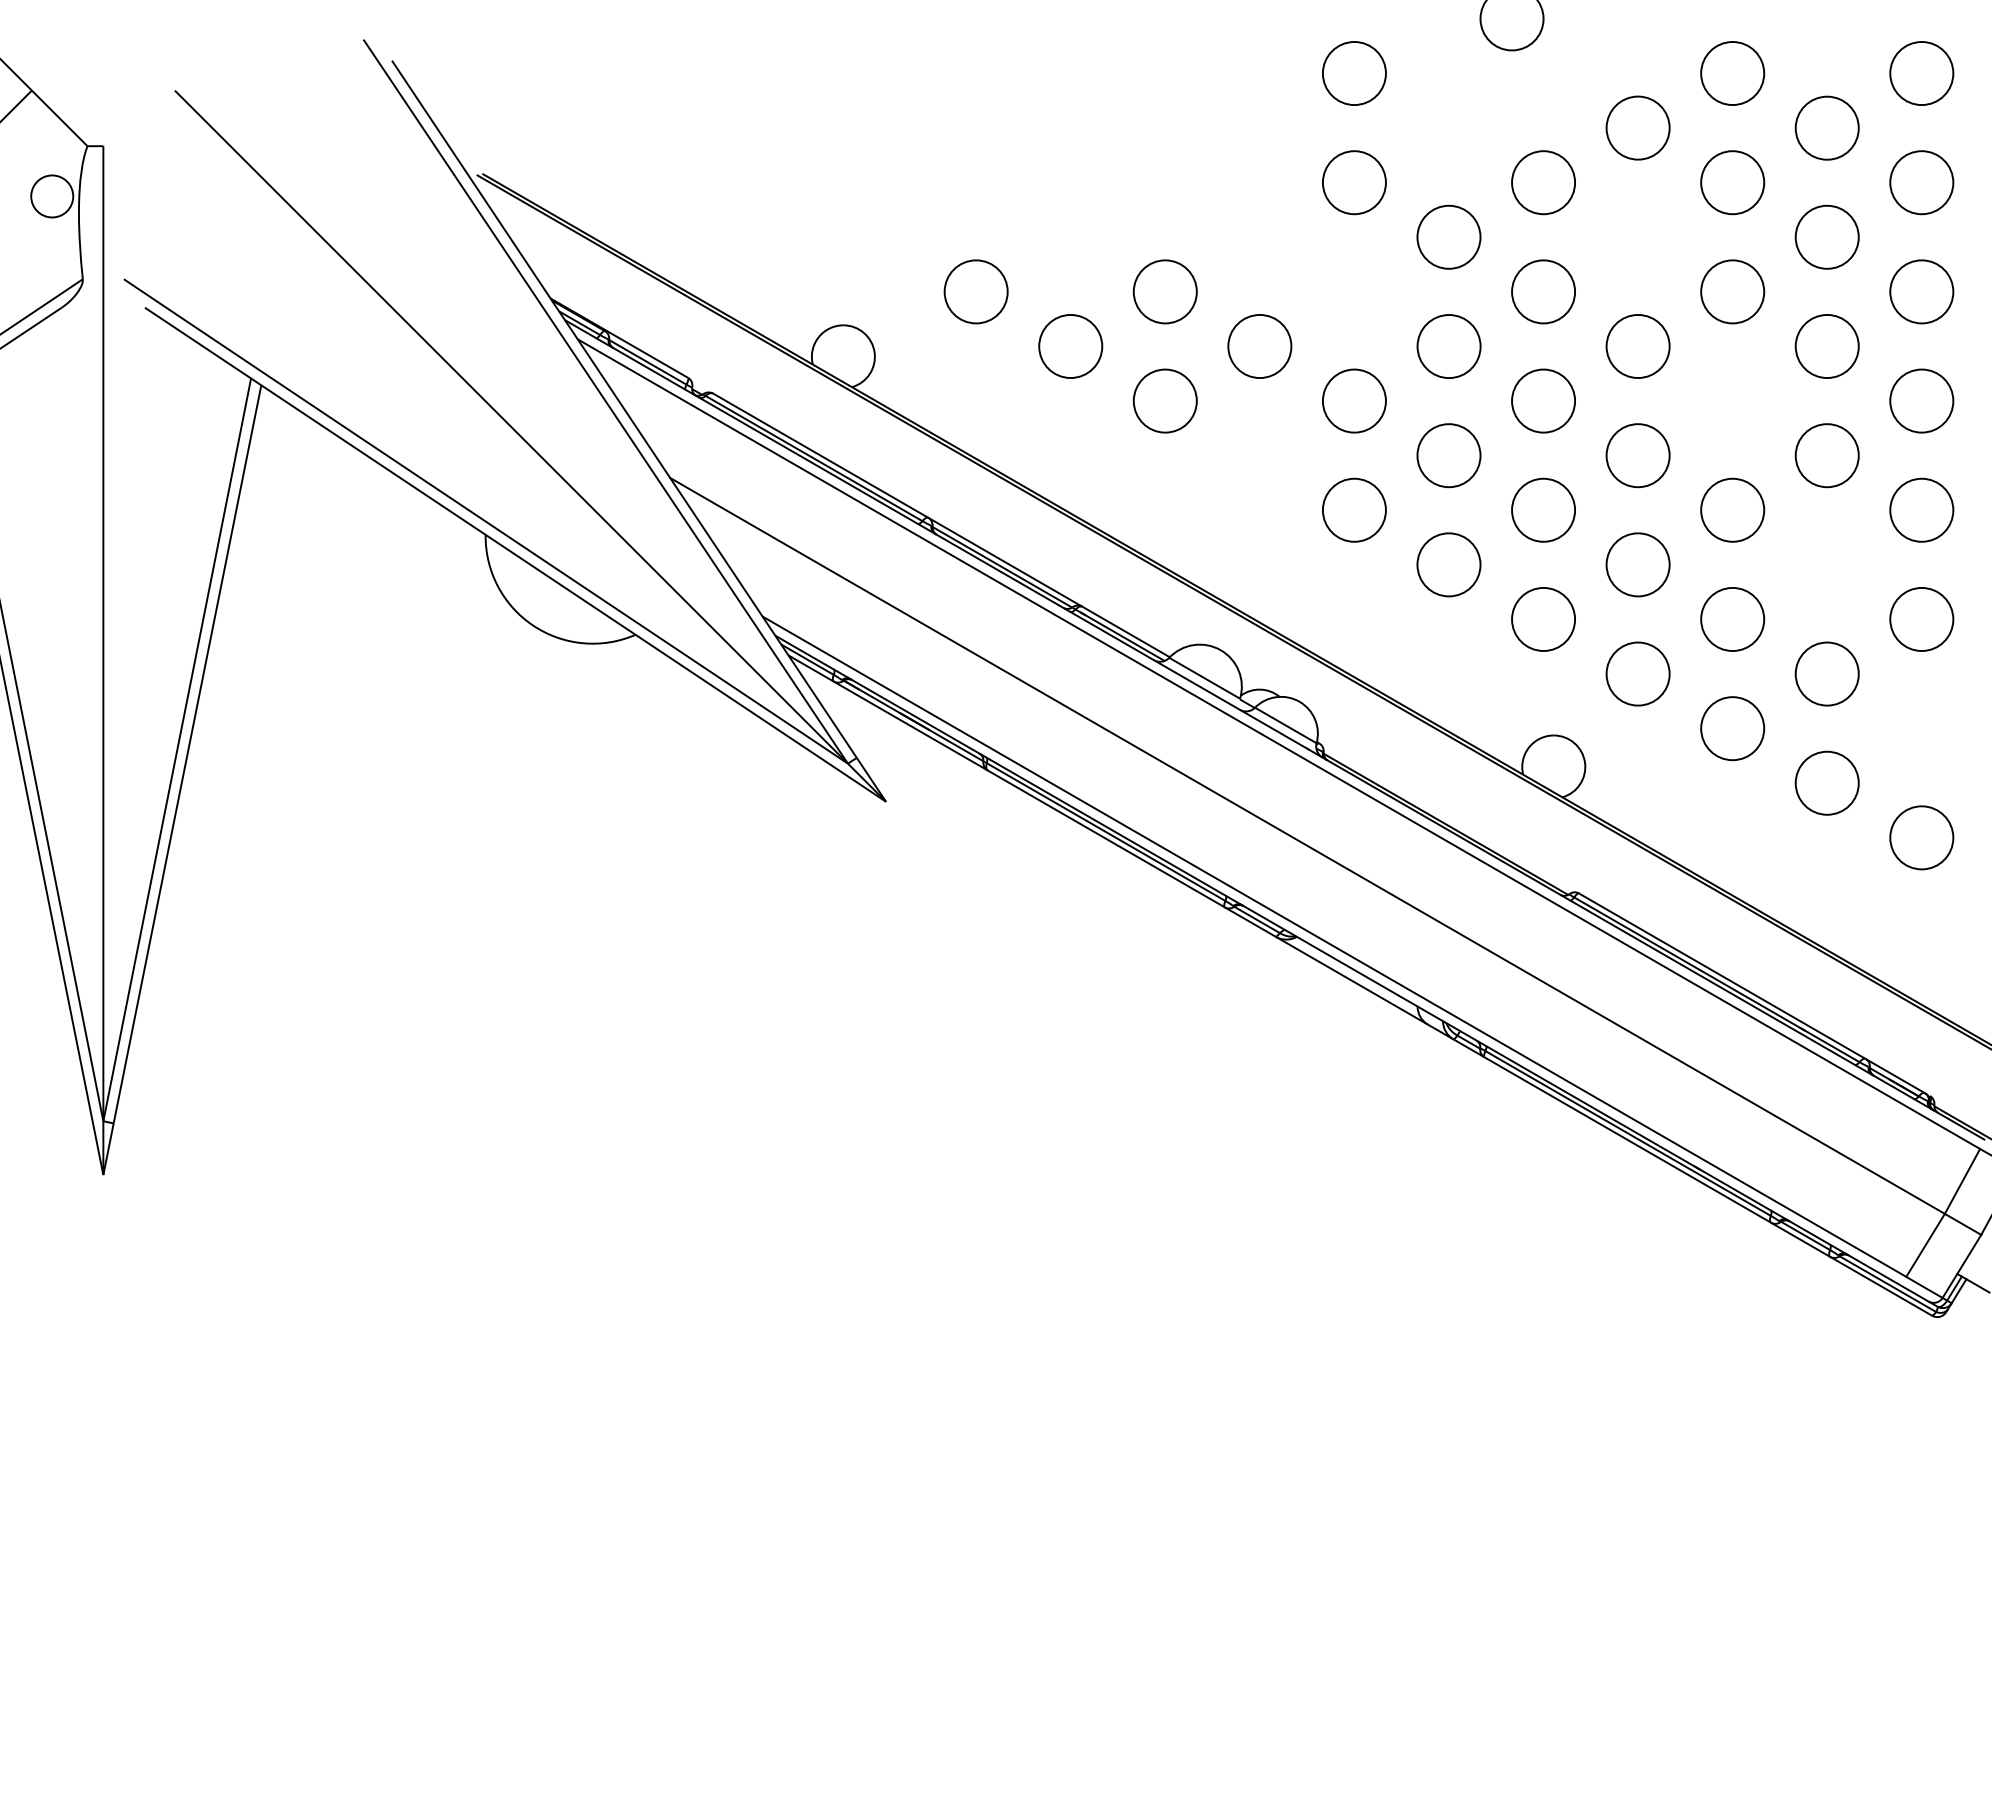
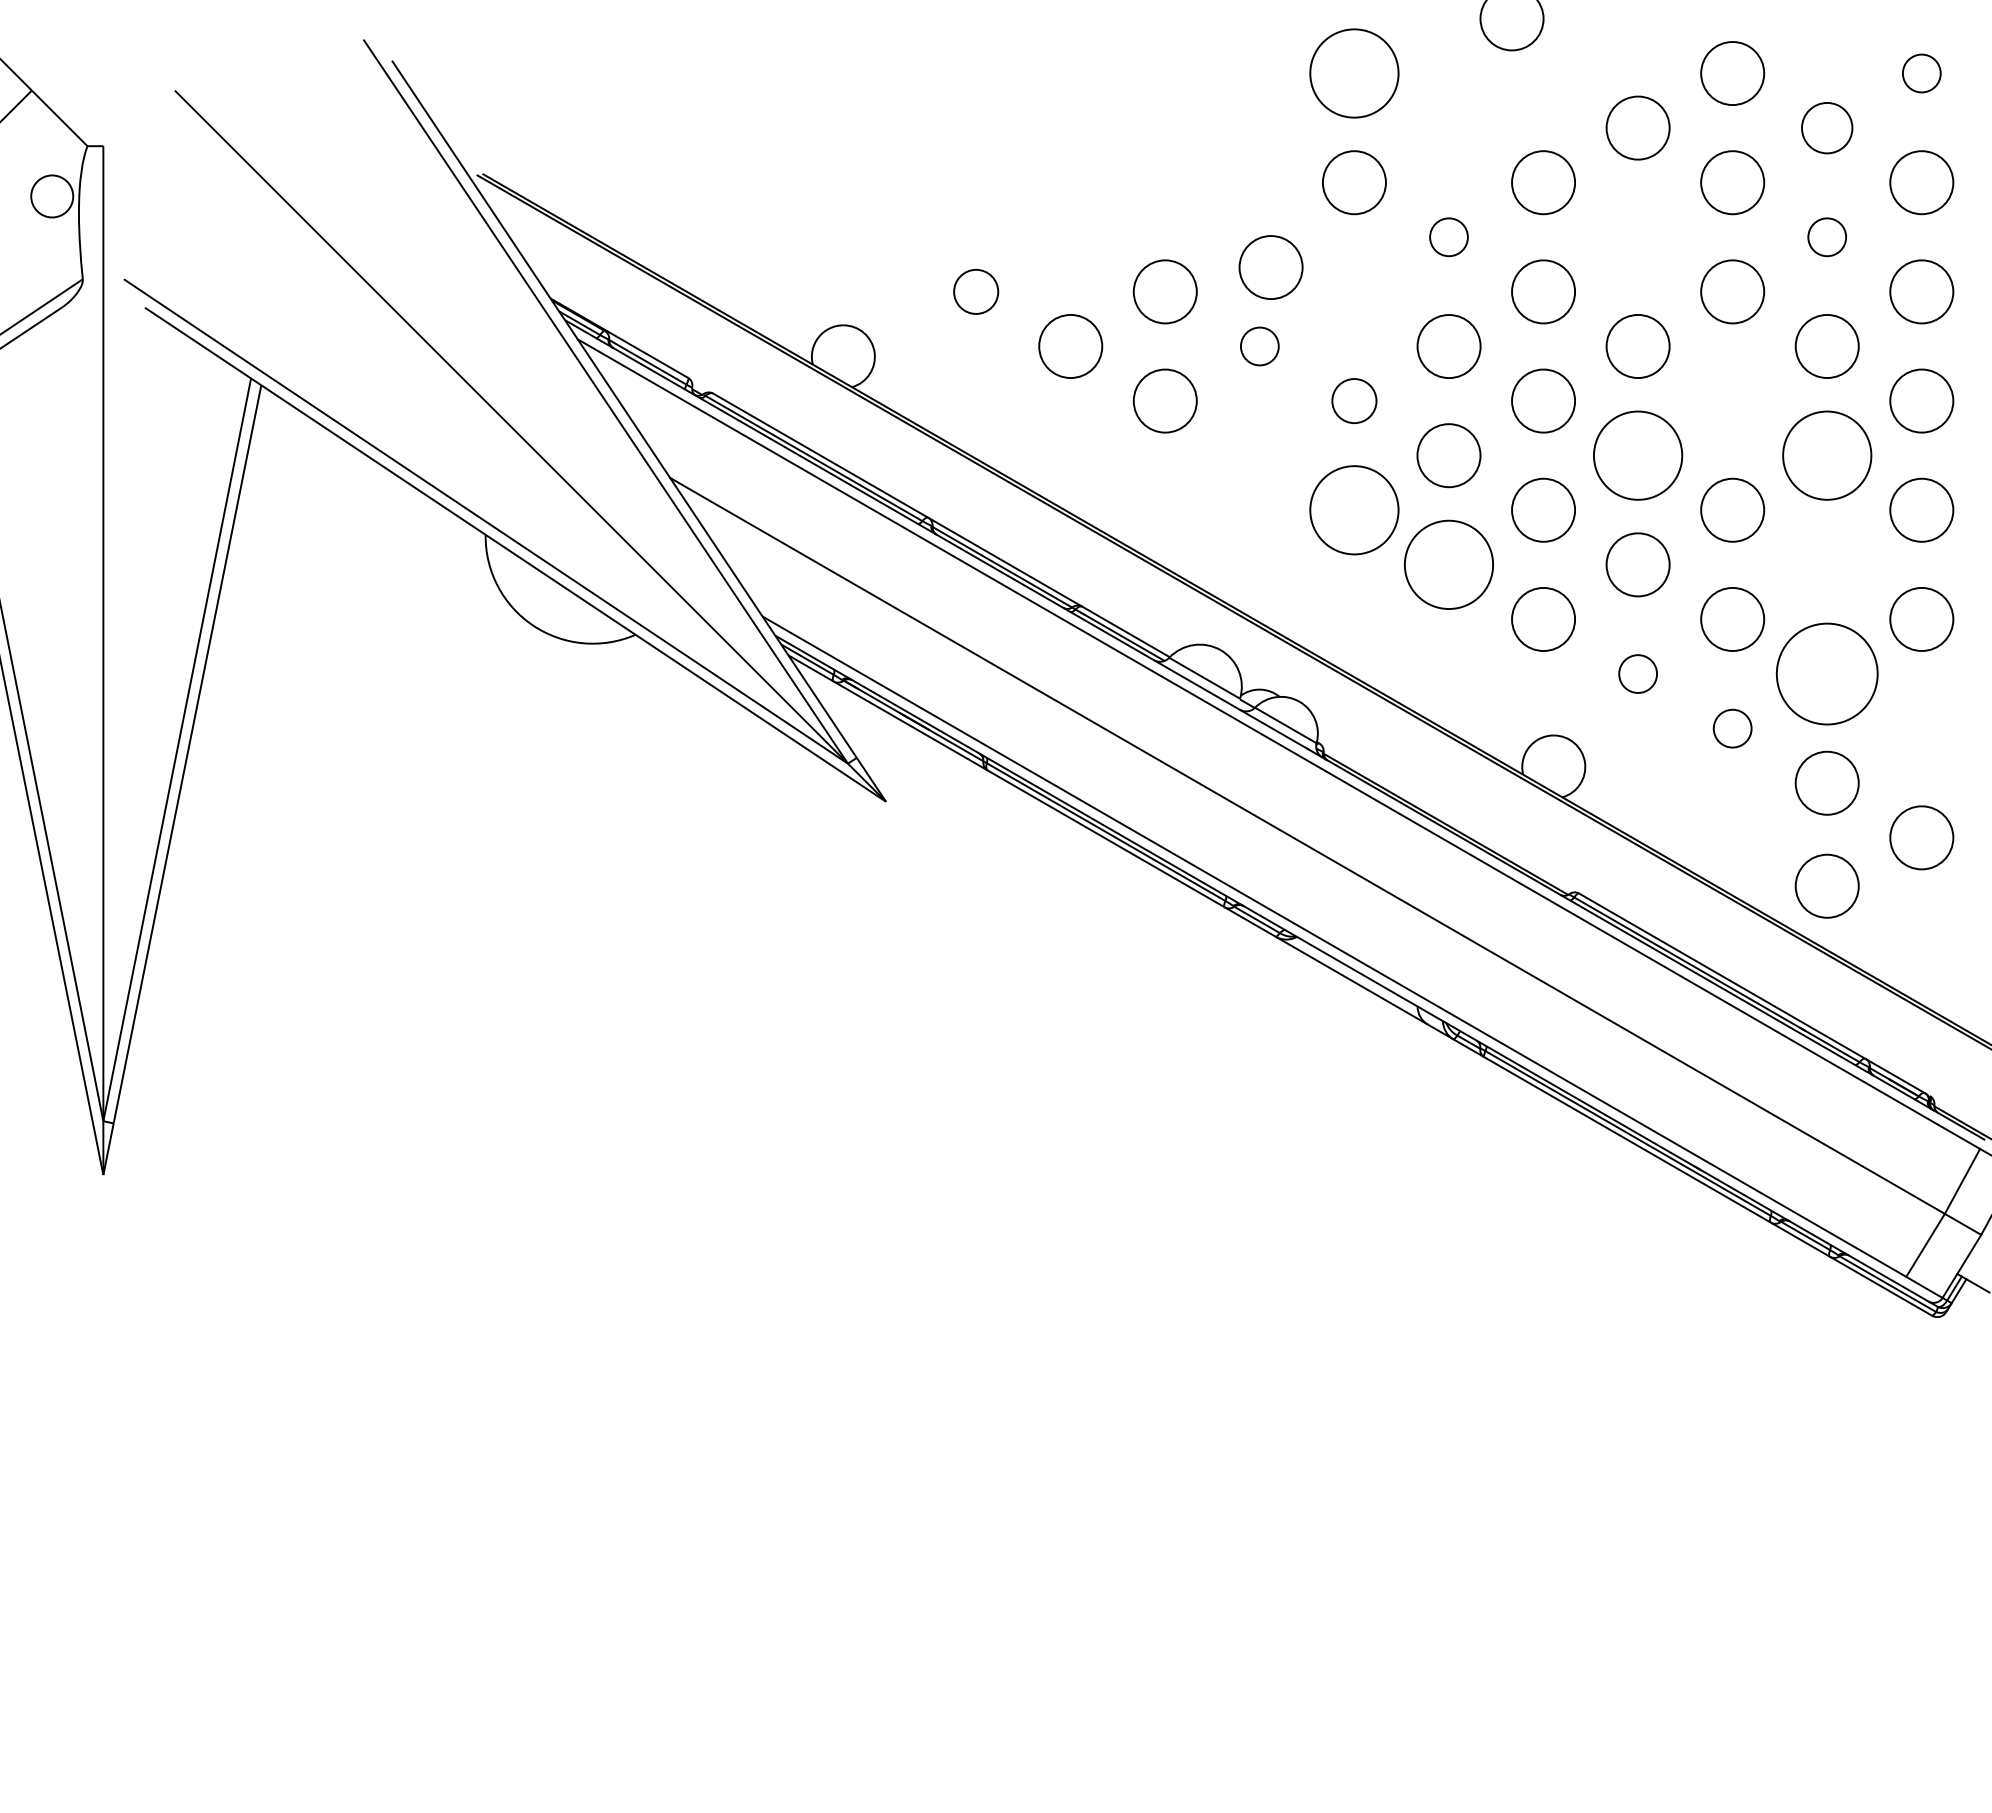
circle diameter: 63 px -> 88 px (1354, 73)
circle diameter: 63 px -> 38 px (1921, 73)
circle size: 66x66 px -> 53x53 px (1827, 128)
circle diameter: 63 px -> 38 px (1448, 237)
circle diameter: 63 px -> 38 px (1827, 237)
circle: none -> present (1270, 267)
circle diameter: 63 px -> 44 px (976, 291)
circle diameter: 63 px -> 38 px (1259, 346)
circle diameter: 63 px -> 44 px (1354, 401)
circle diameter: 63 px -> 88 px (1638, 455)
circle diameter: 63 px -> 88 px (1827, 455)
circle diameter: 63 px -> 88 px (1354, 510)
circle diameter: 63 px -> 88 px (1448, 564)
circle diameter: 63 px -> 38 px (1638, 673)
circle diameter: 63 px -> 101 px (1826, 673)
circle diameter: 63 px -> 38 px (1732, 728)
circle: none -> present (1826, 885)
